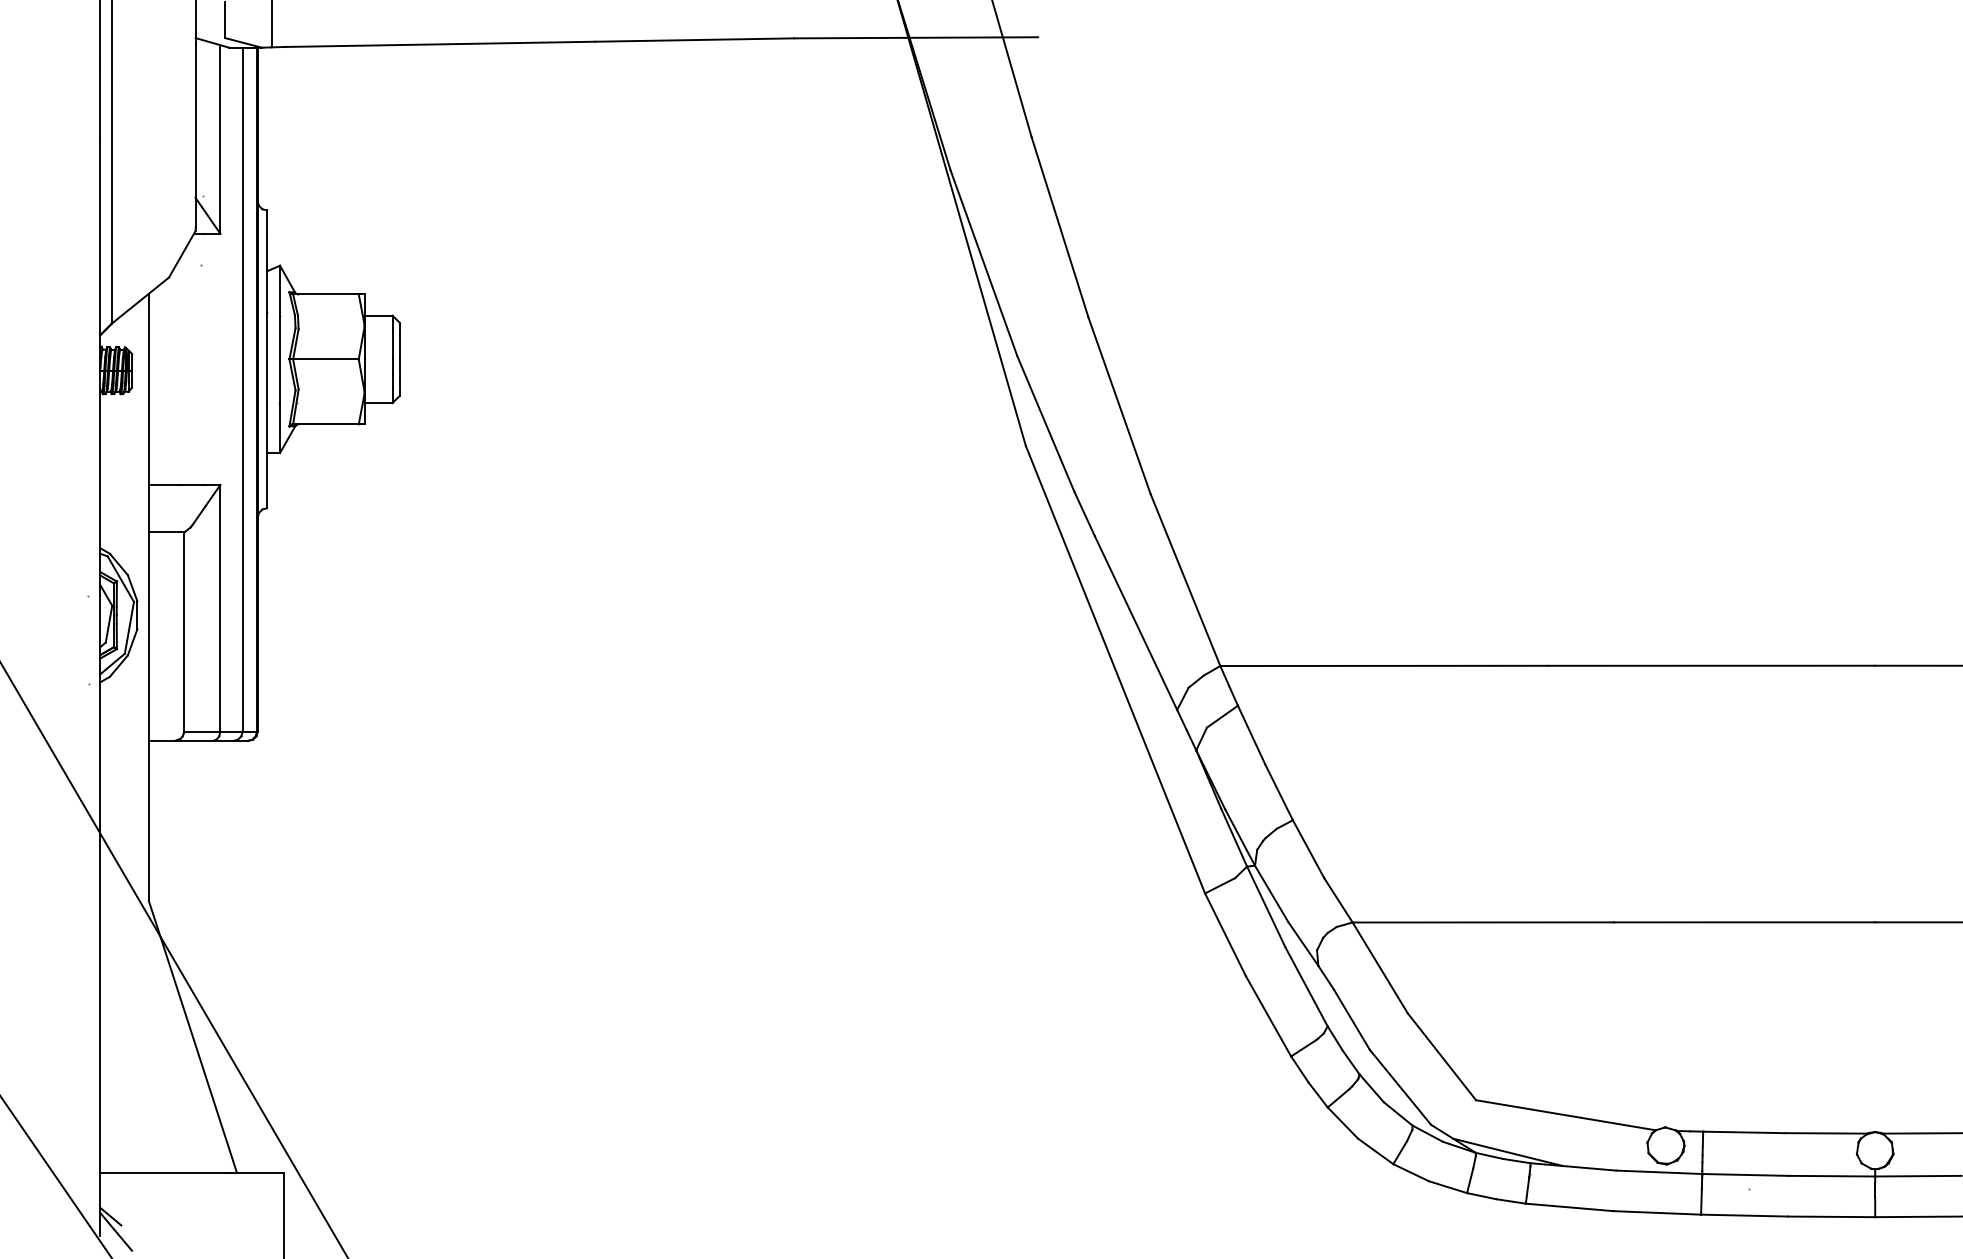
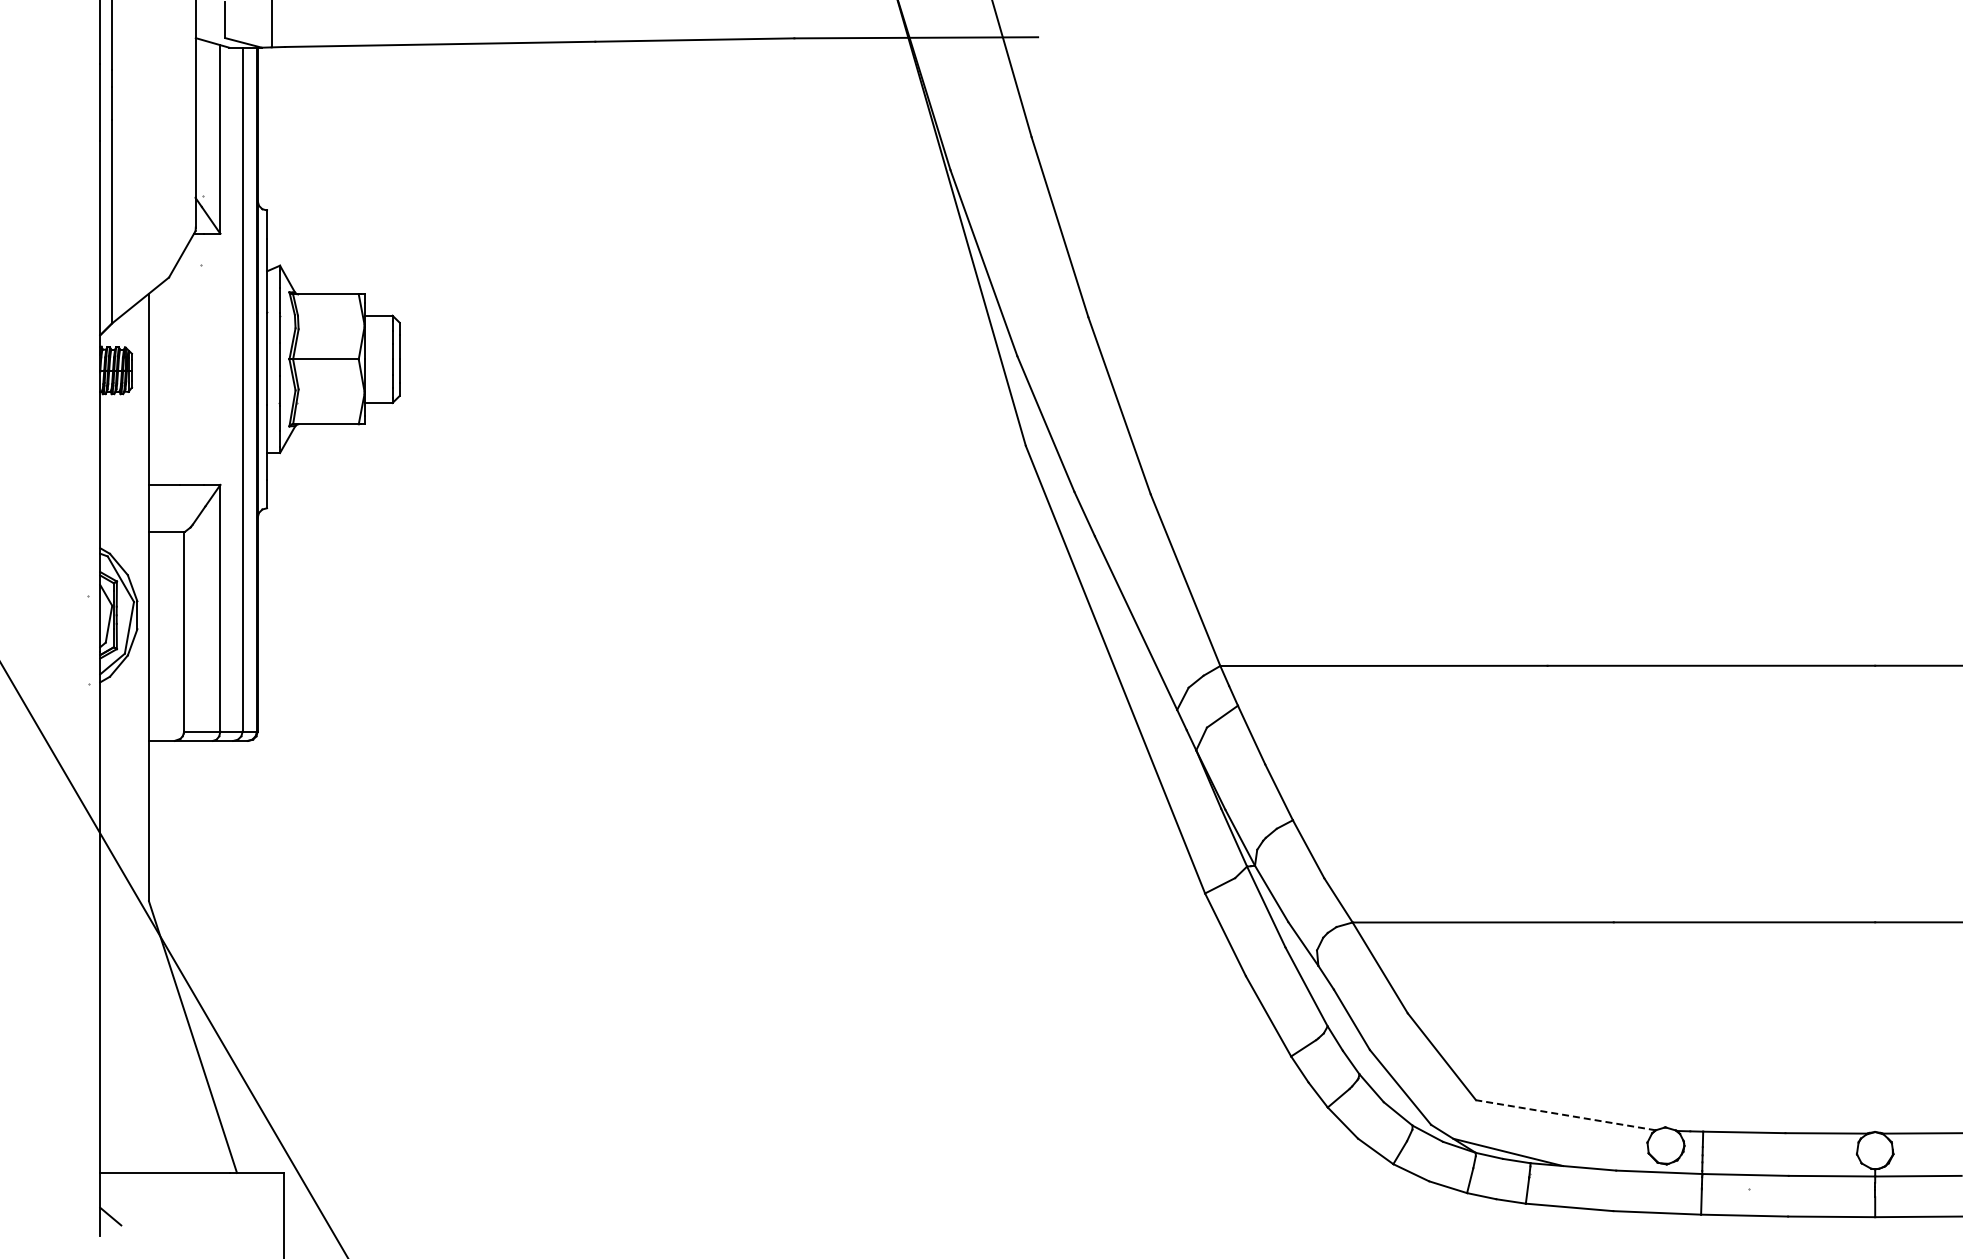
line: solid -> dashed (1565, 1115)
line: present -> none (55, 1176)
line: present -> none (116, 1231)
